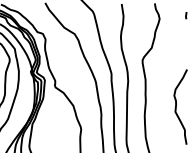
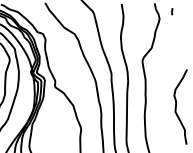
line position: (186, 15) -> (172, 11) (172, 11)
